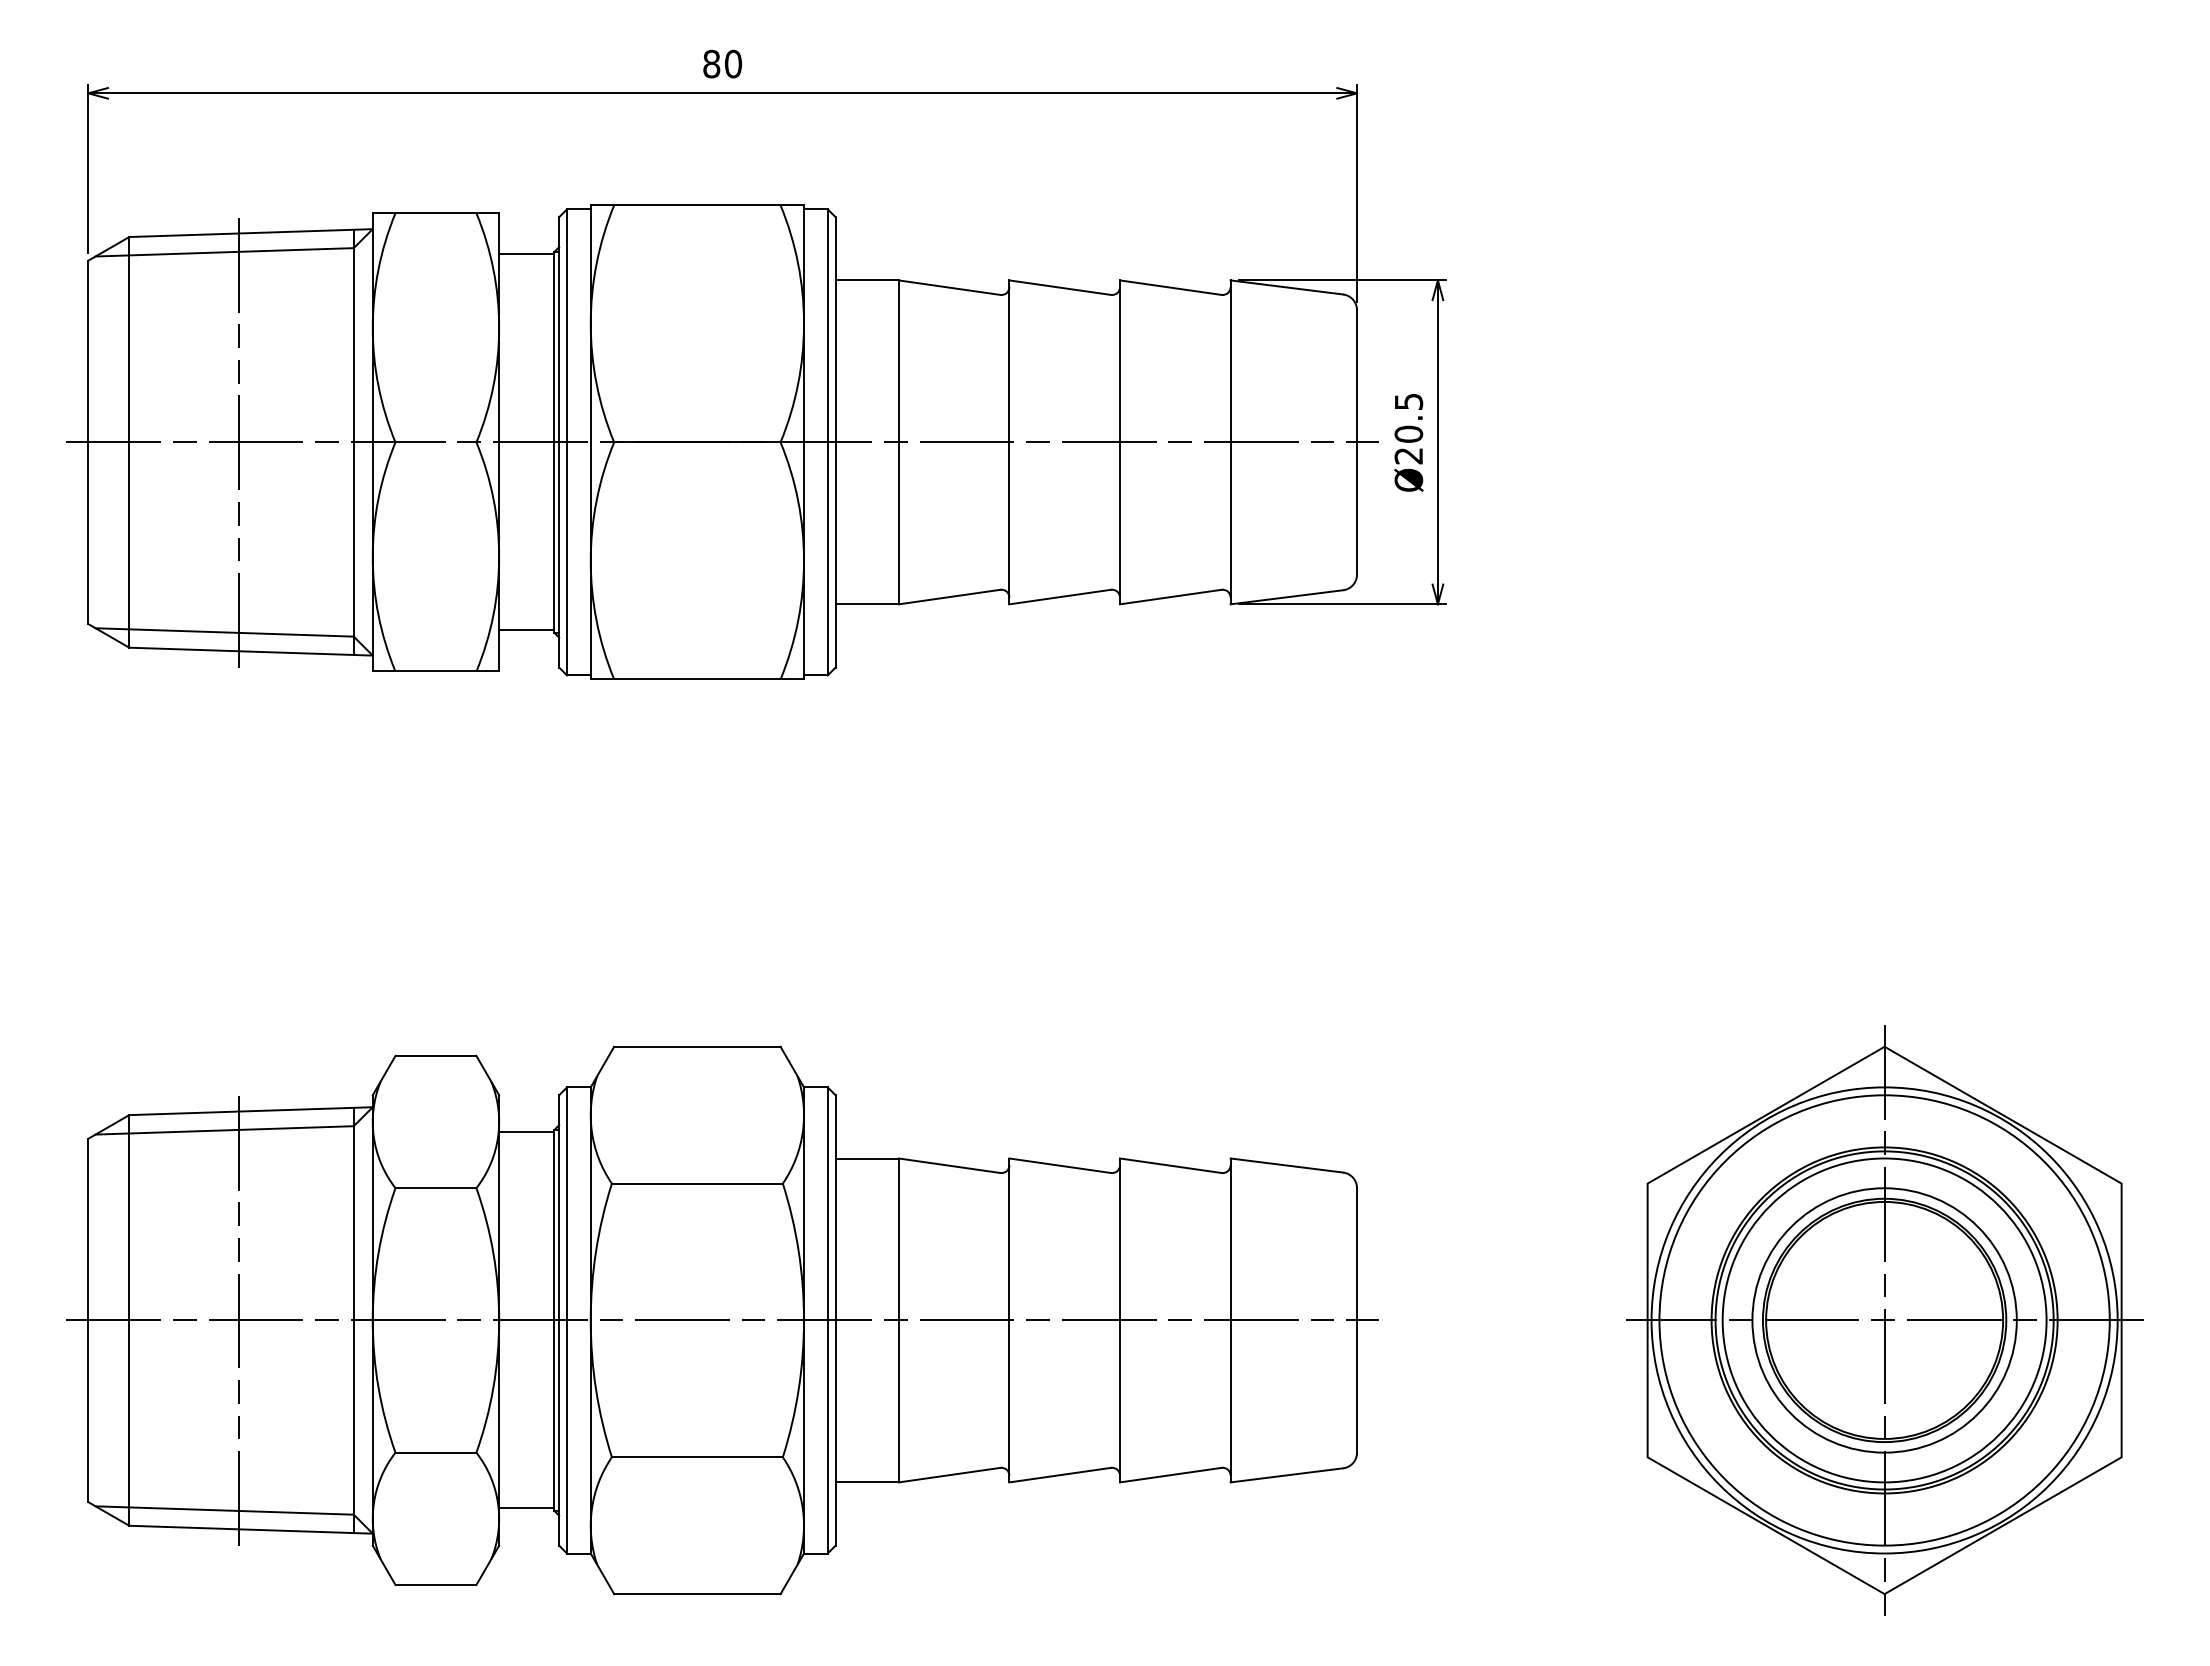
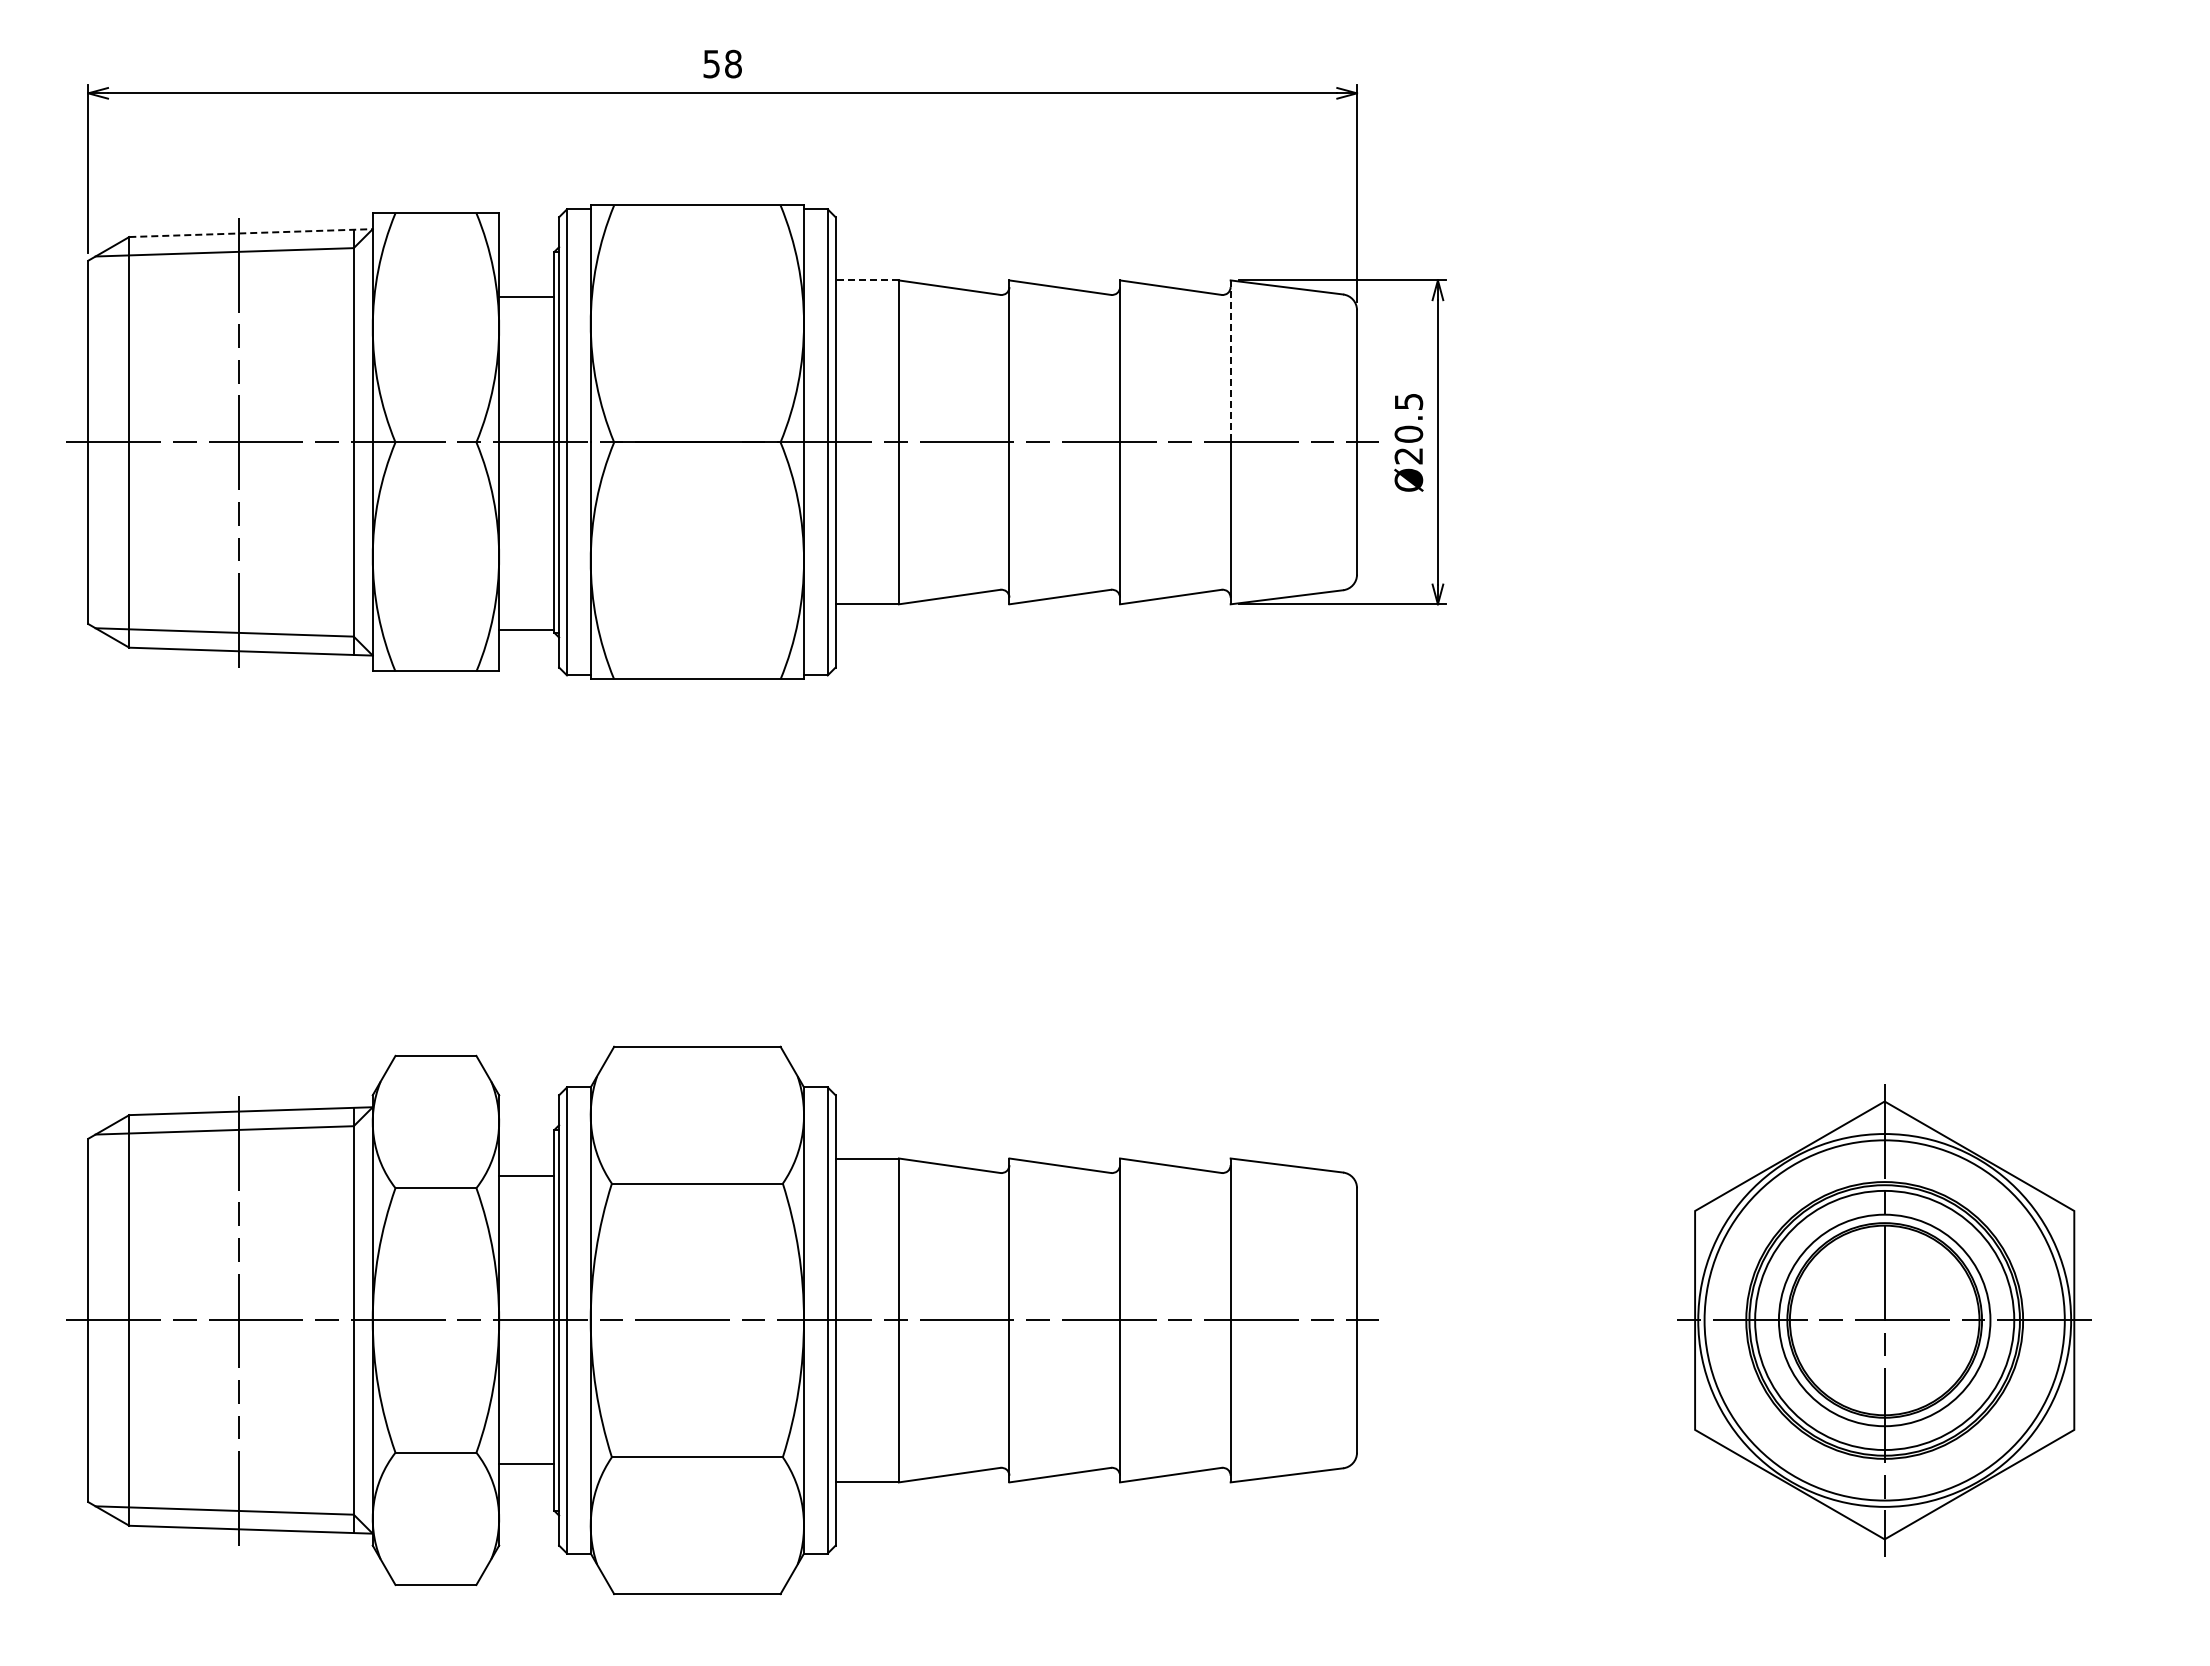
text: 80 -> 58 (722, 63)
line: solid -> dashed (251, 233)
line position: (526, 254) -> (526, 297) (526, 297)
line: solid -> dashed (867, 280)
line: solid -> dashed (1230, 361)
line position: (526, 1132) -> (526, 1176) (526, 1176)
part size: 518x591 px -> 415x473 px (1884, 1320)
line position: (526, 1508) -> (526, 1464) (526, 1464)
